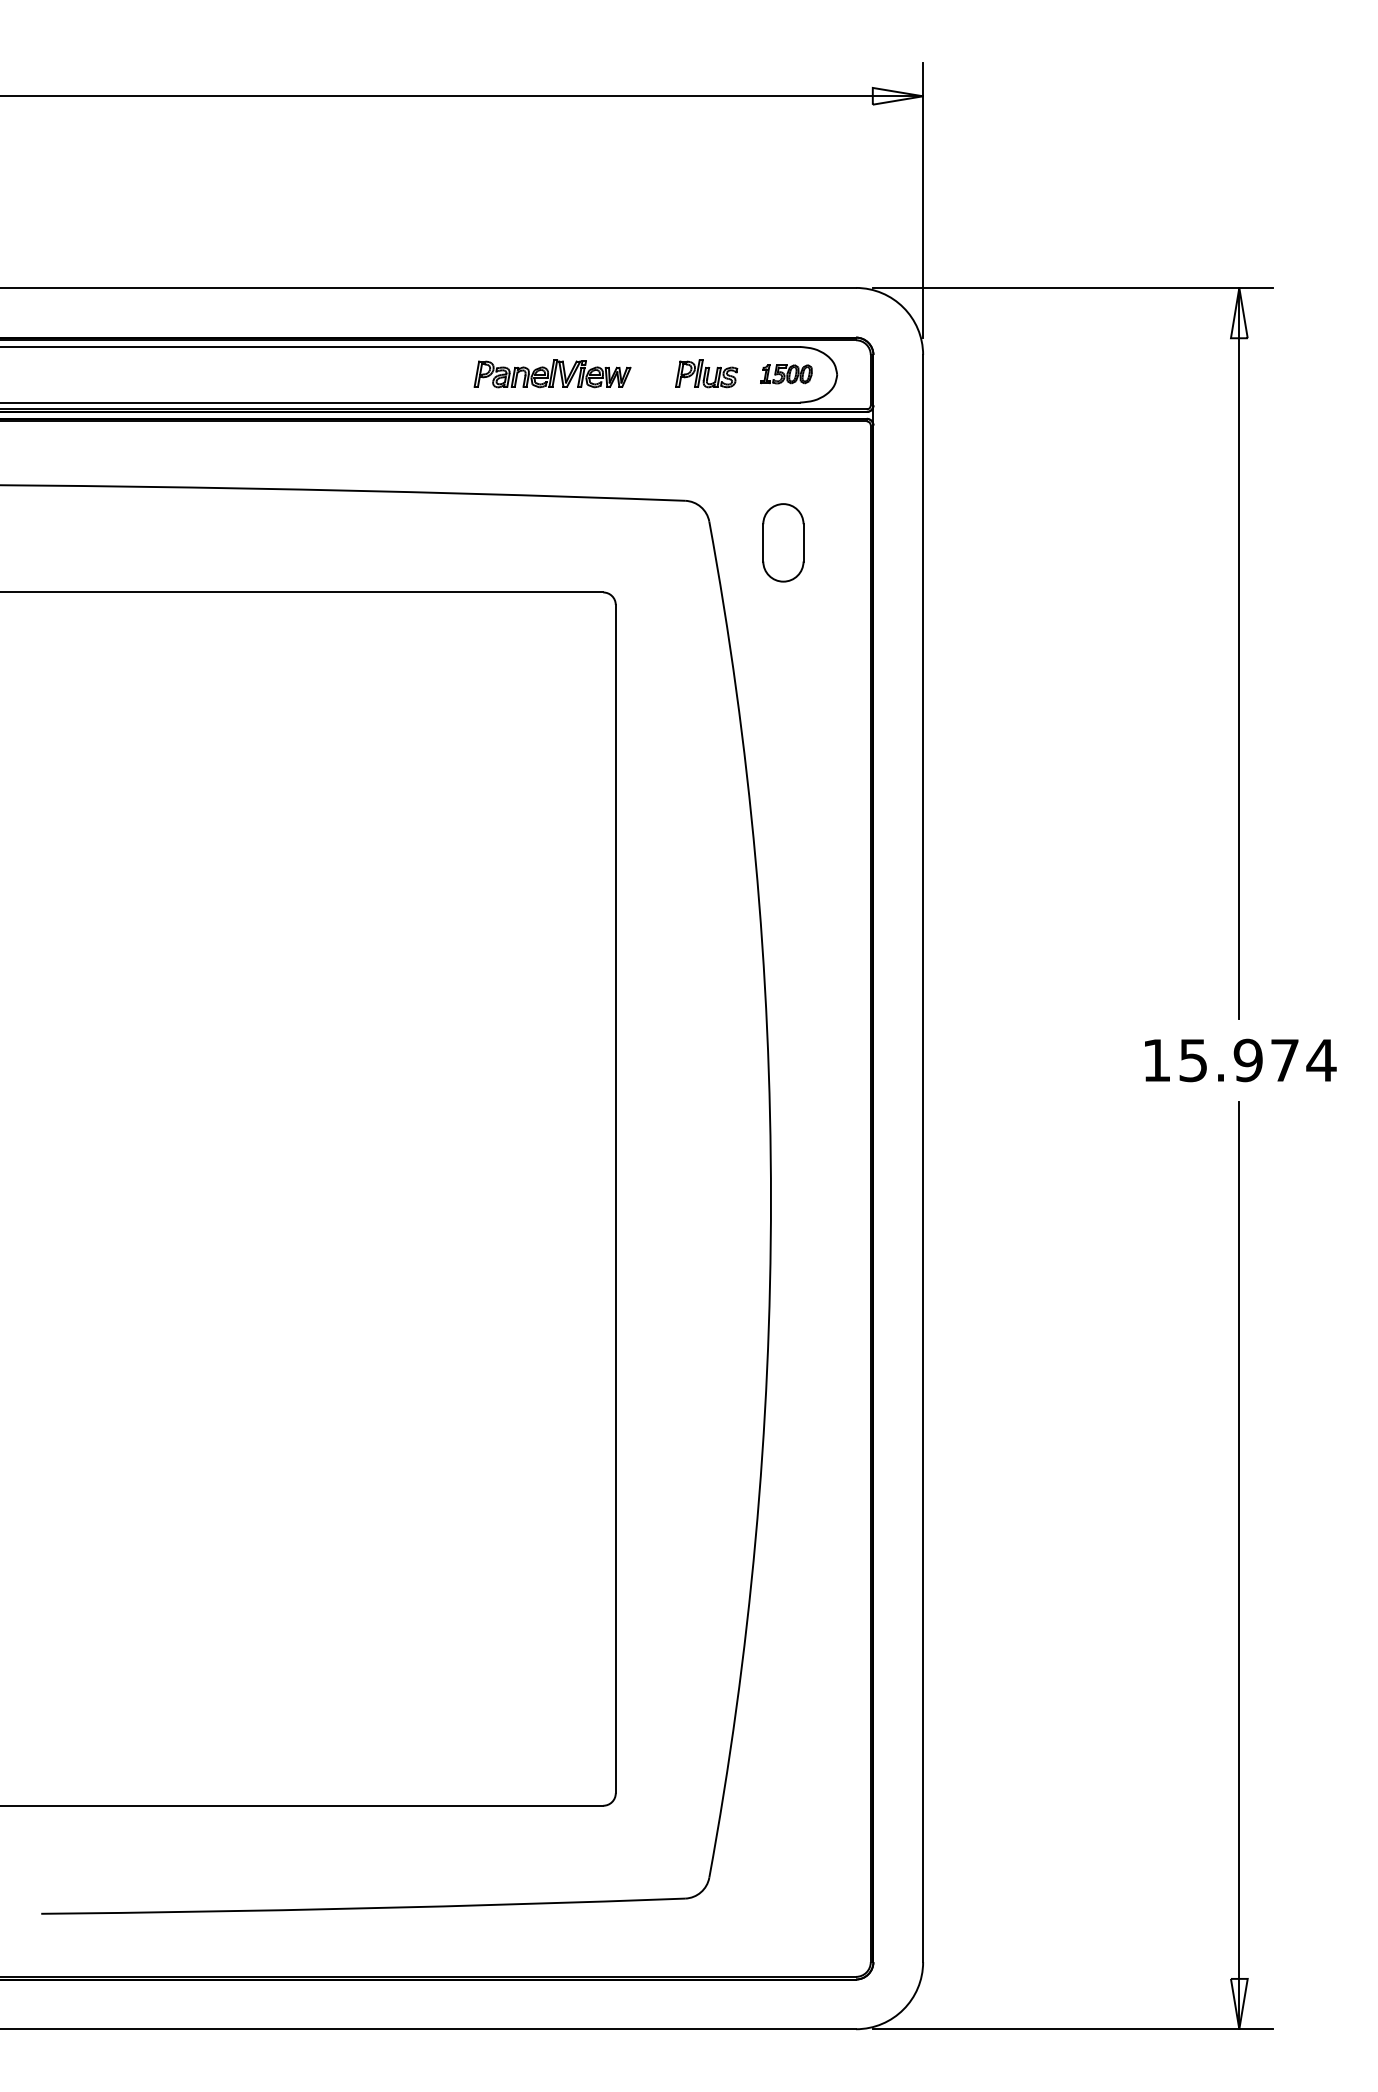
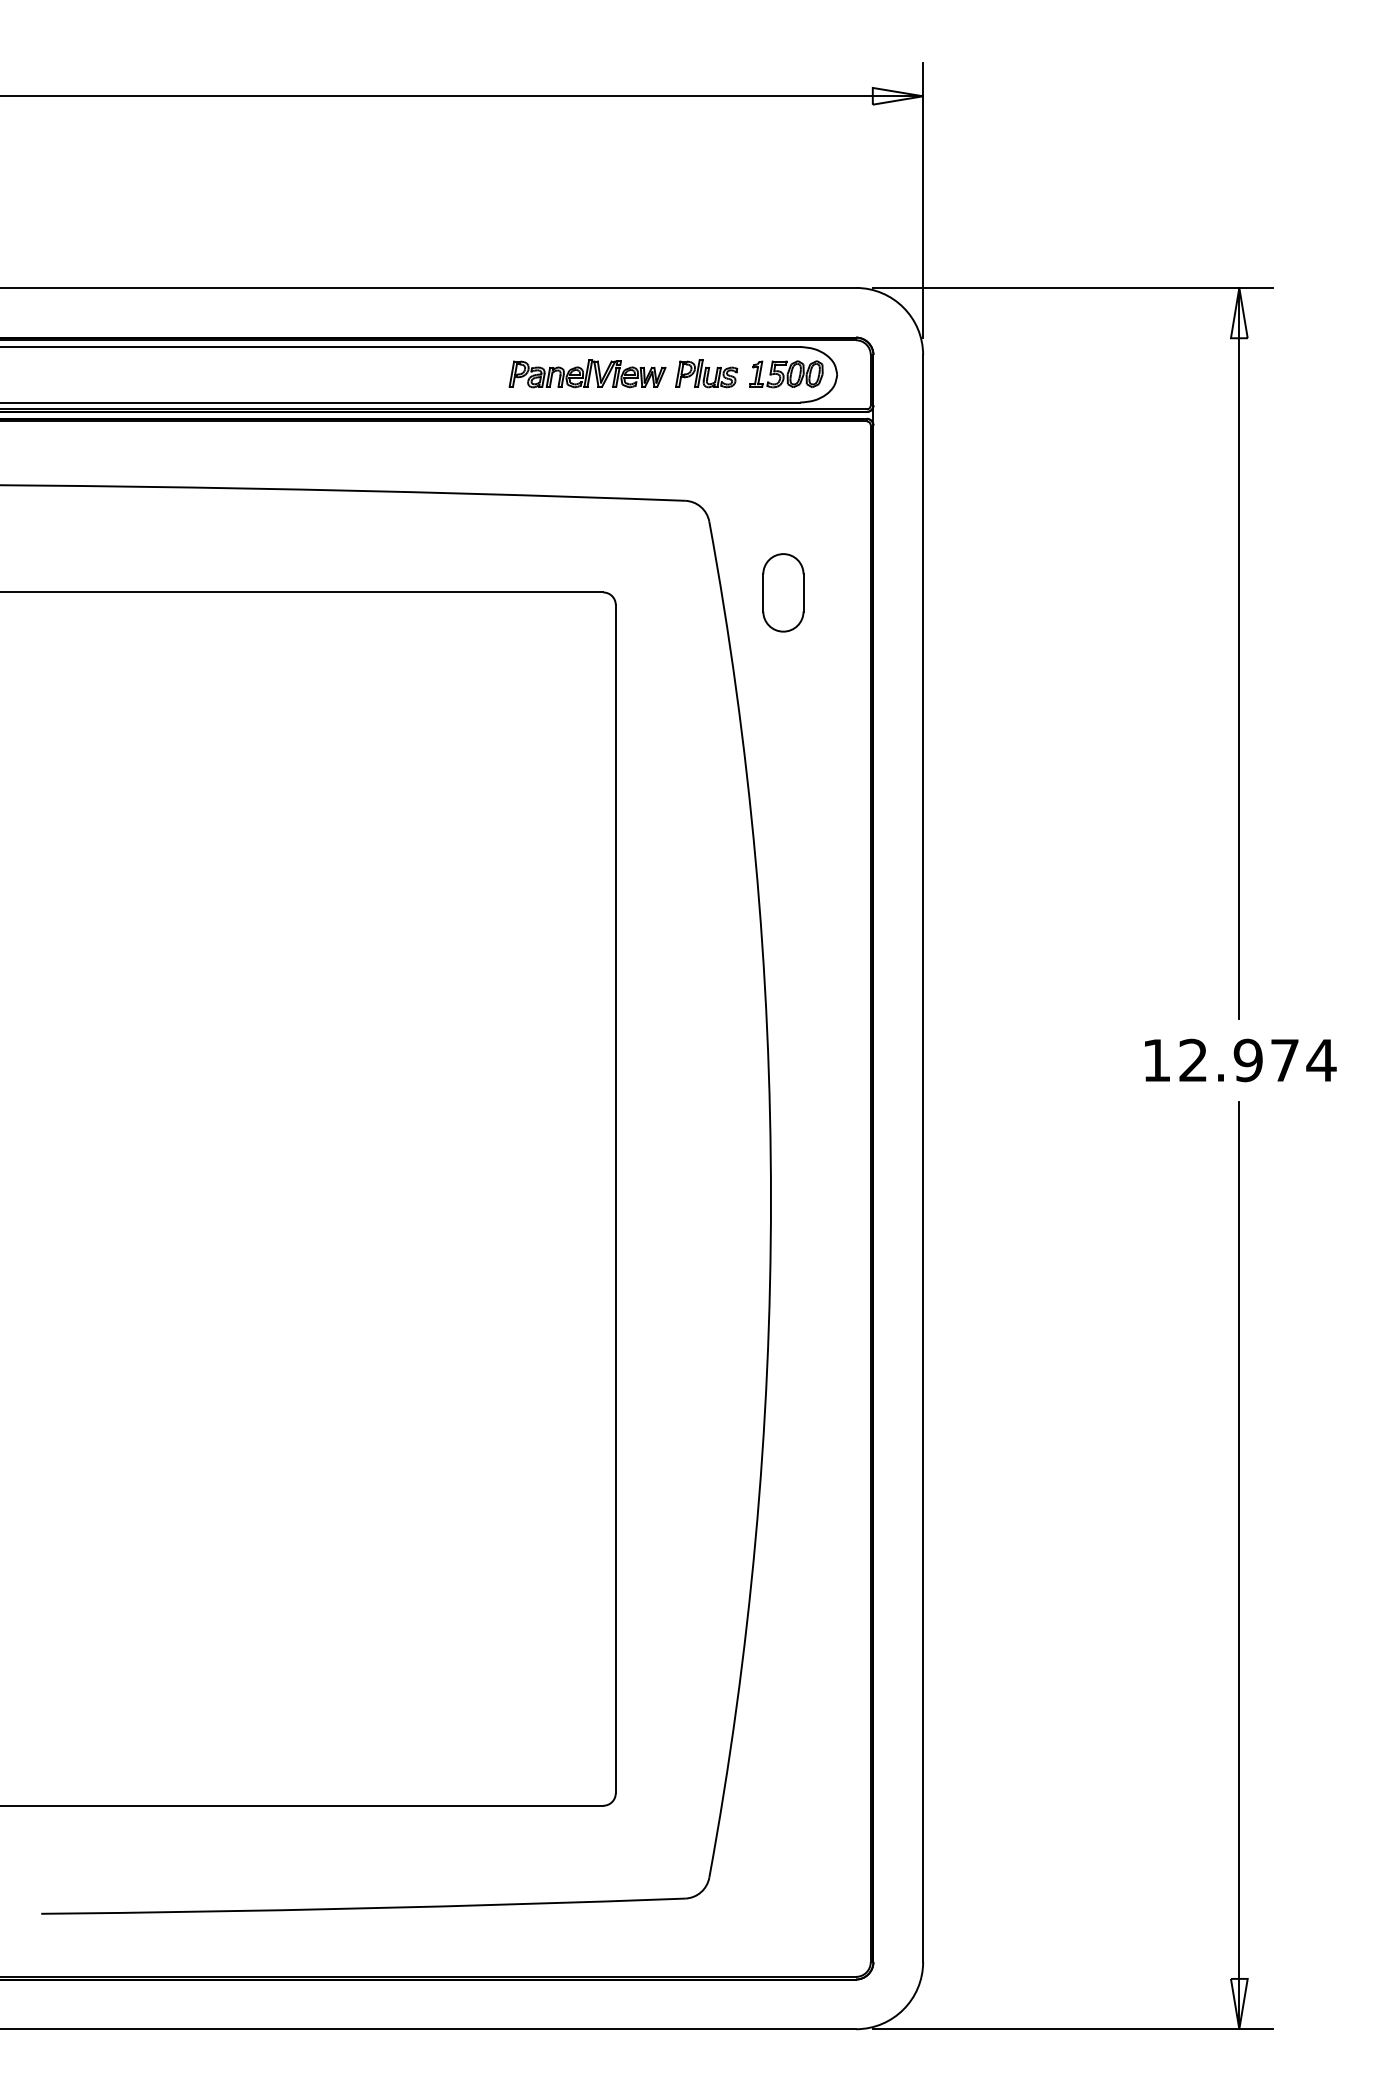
part position: (552, 373) -> (587, 373) (587, 373)
part size: 53x21 px -> 75x29 px (786, 374)
part position: (783, 542) -> (783, 592) (783, 592)
text: 15.974 -> 12.974 (1192, 1060)
